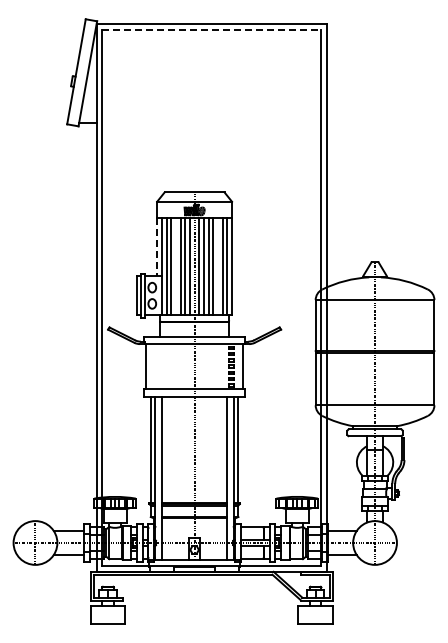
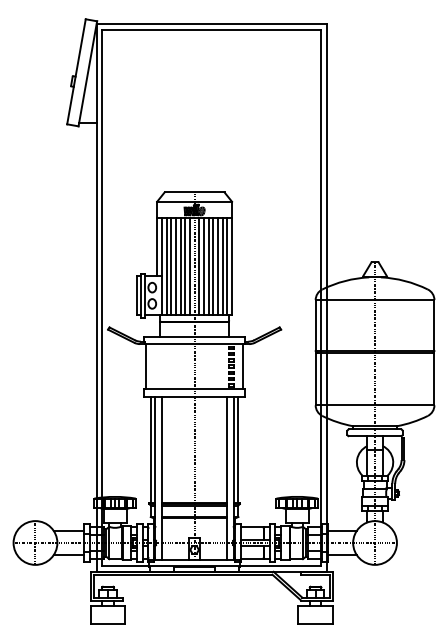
line: dashed -> solid (211, 29)
line: dashed -> solid (157, 247)
line: none -> present (175, 266)
line: none -> present (217, 266)
